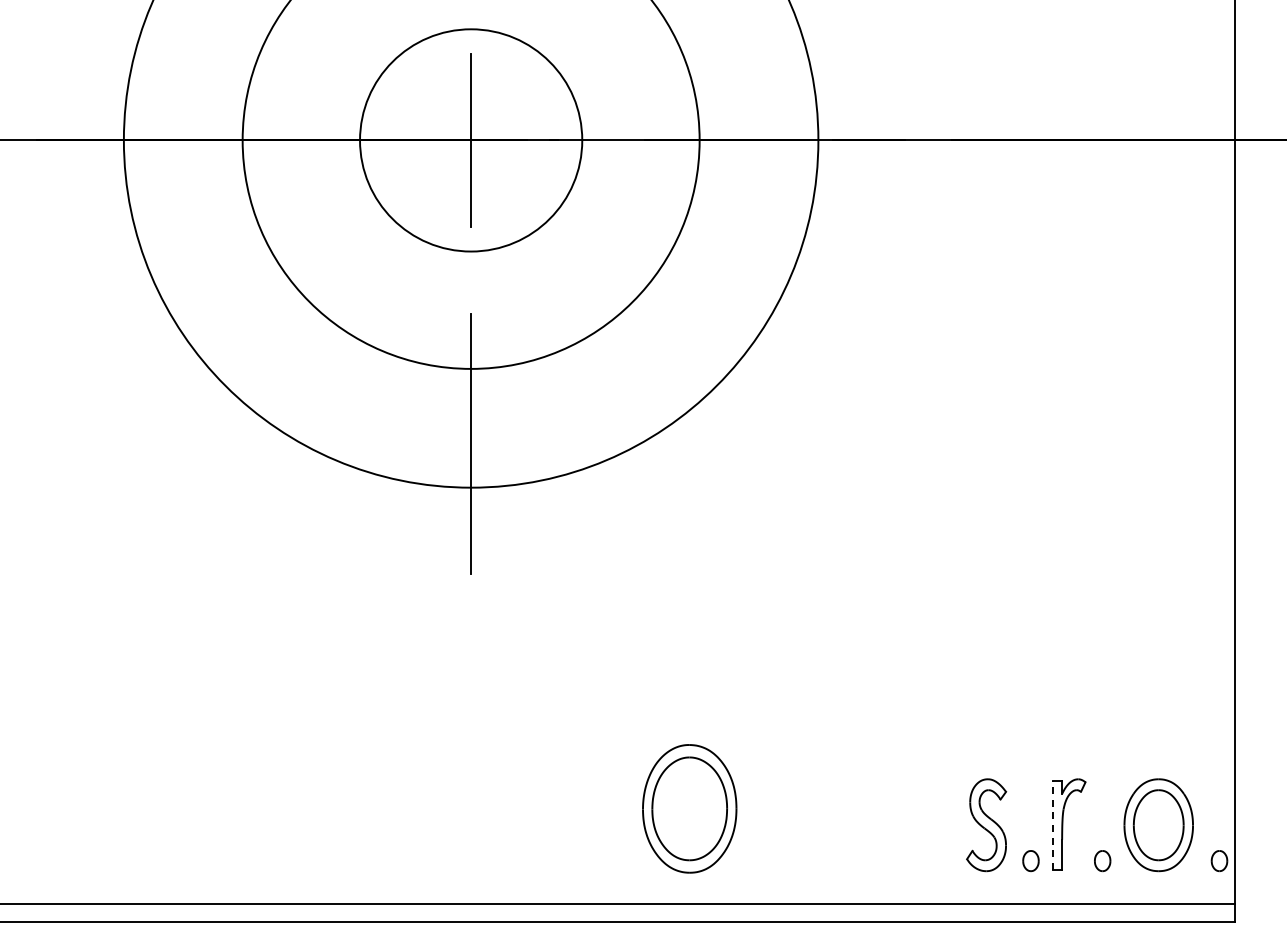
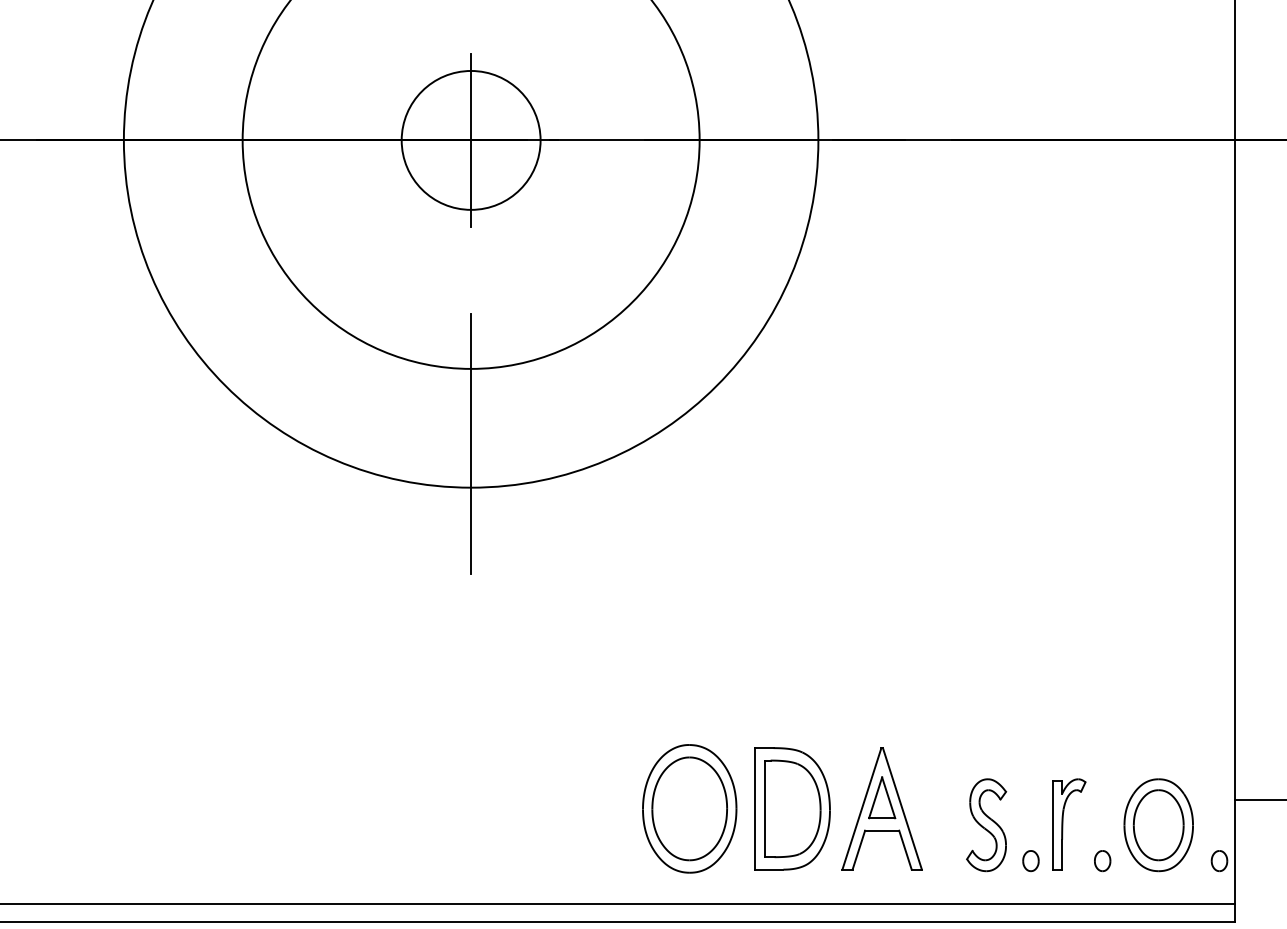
circle diameter: 222 px -> 139 px (470, 139)
line: none -> present (1259, 800)
part: none -> present (792, 808)
part: none -> present (881, 808)
line: dashed -> solid (1052, 824)
